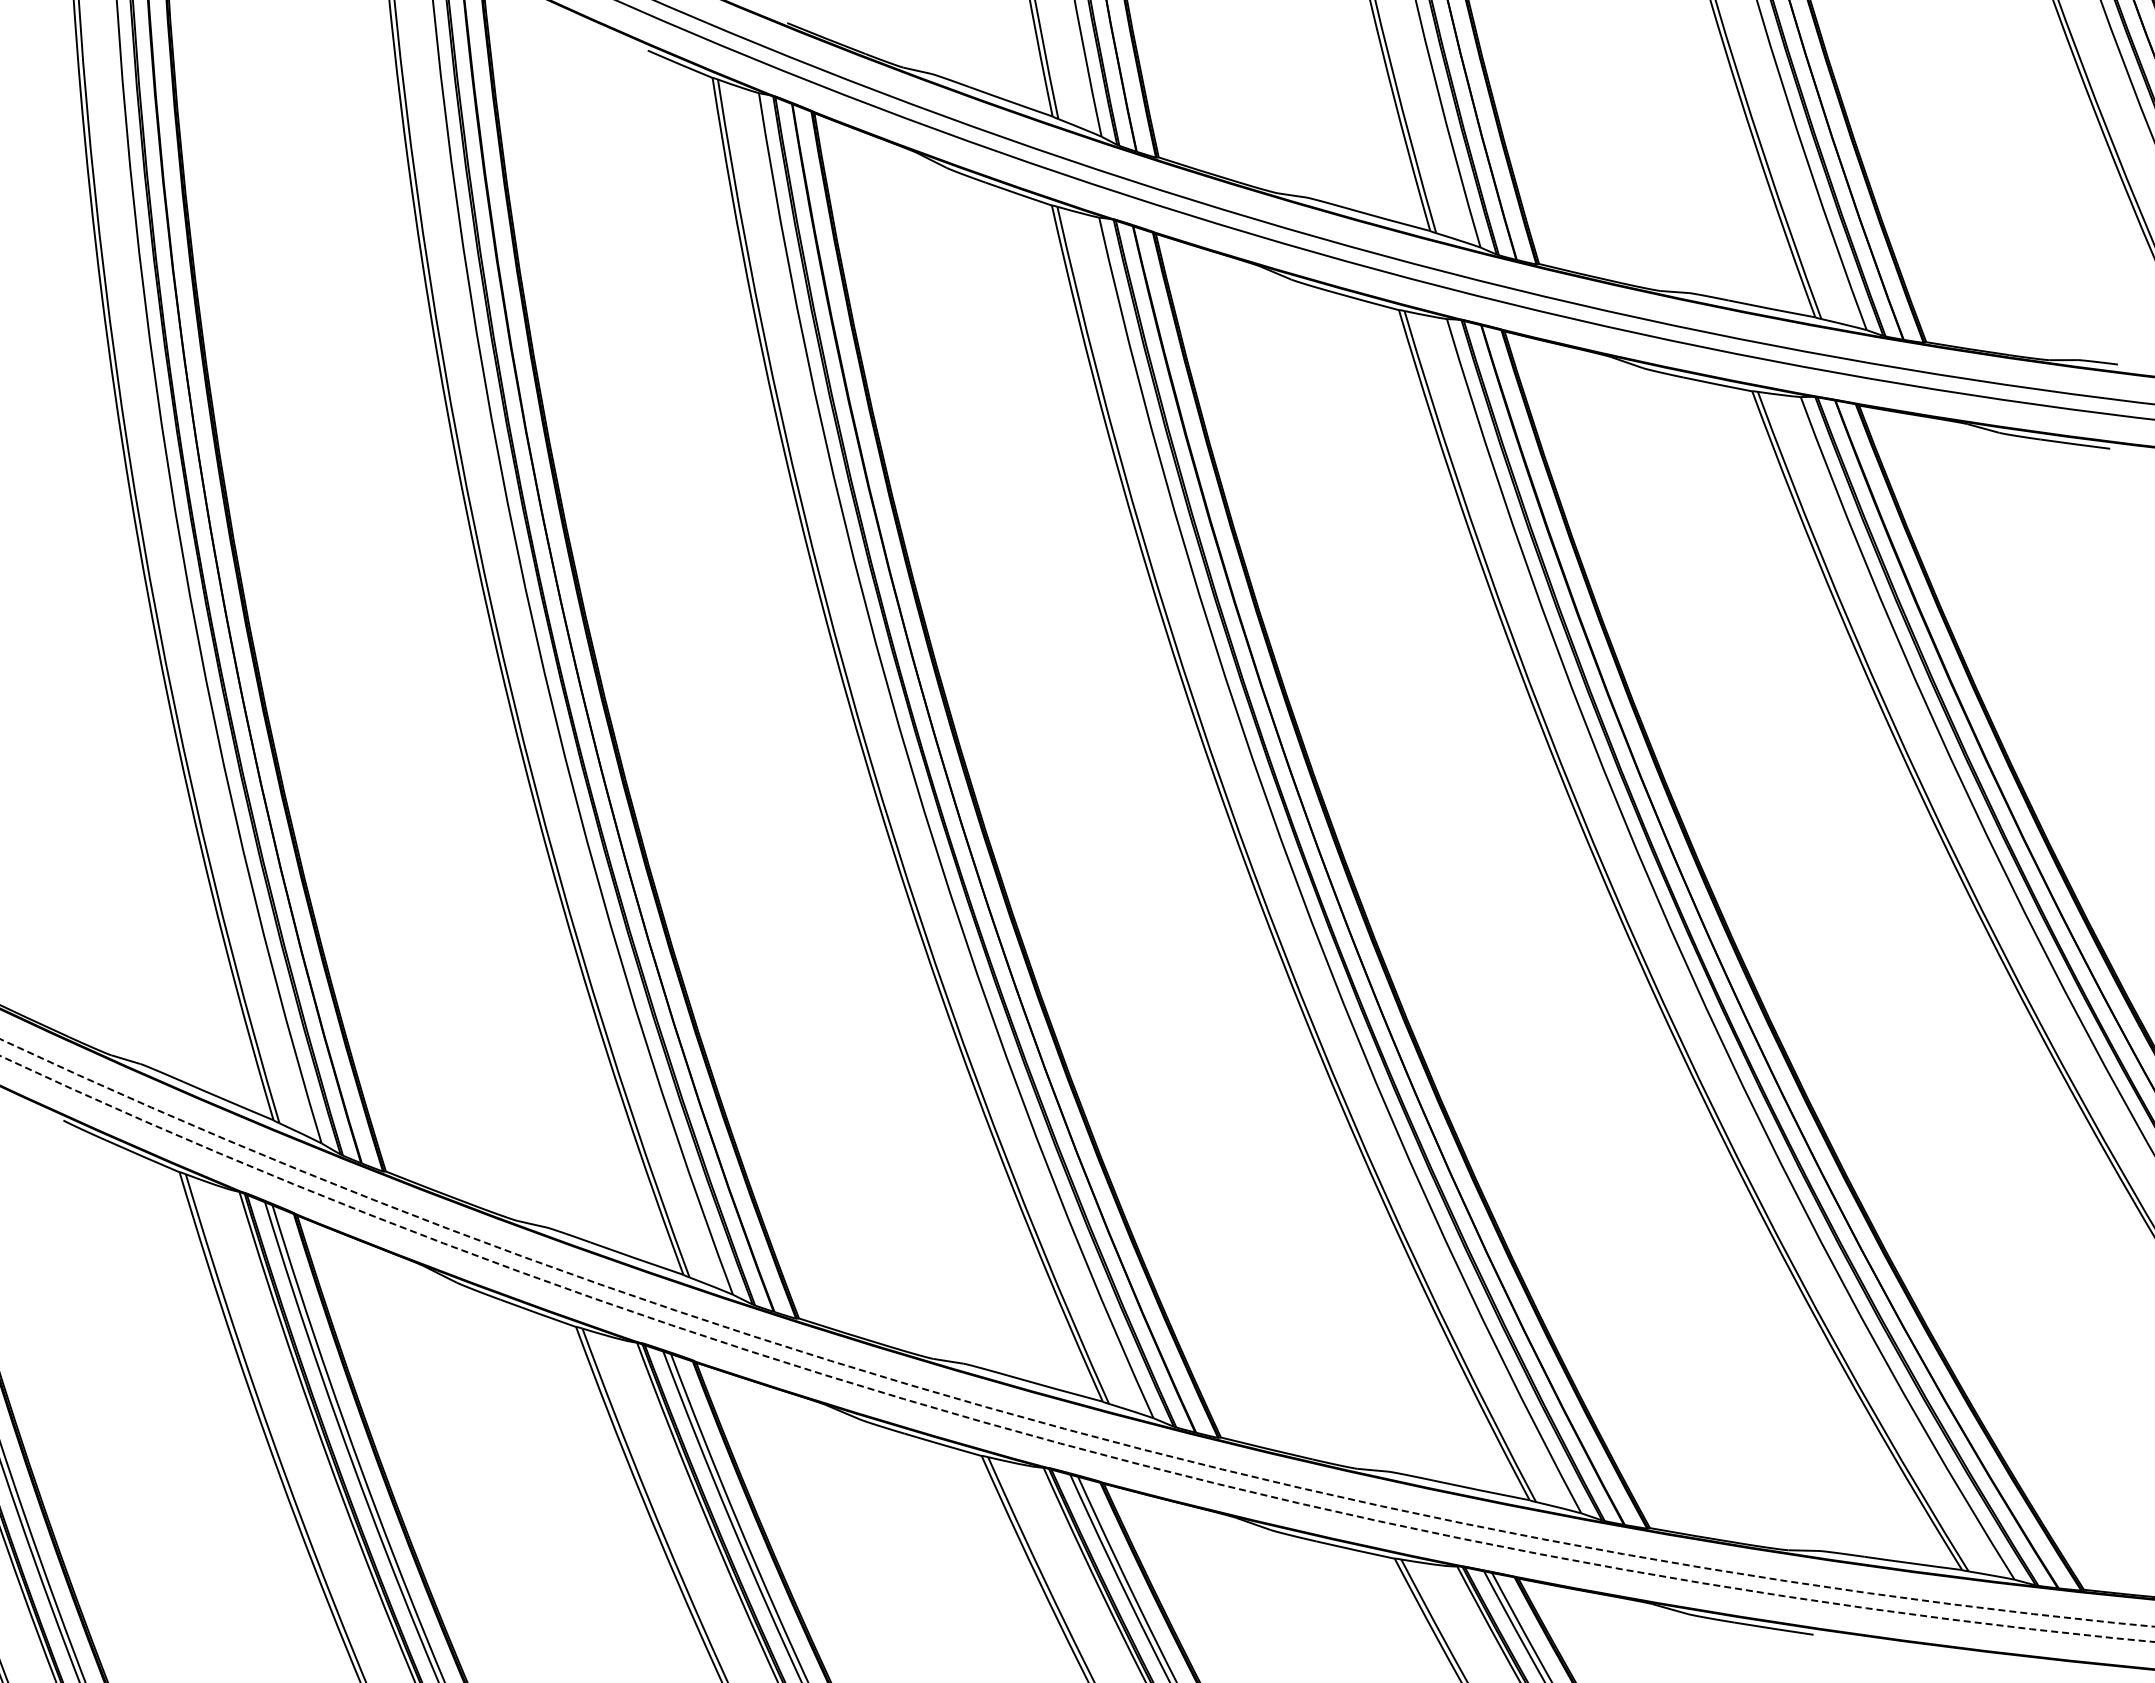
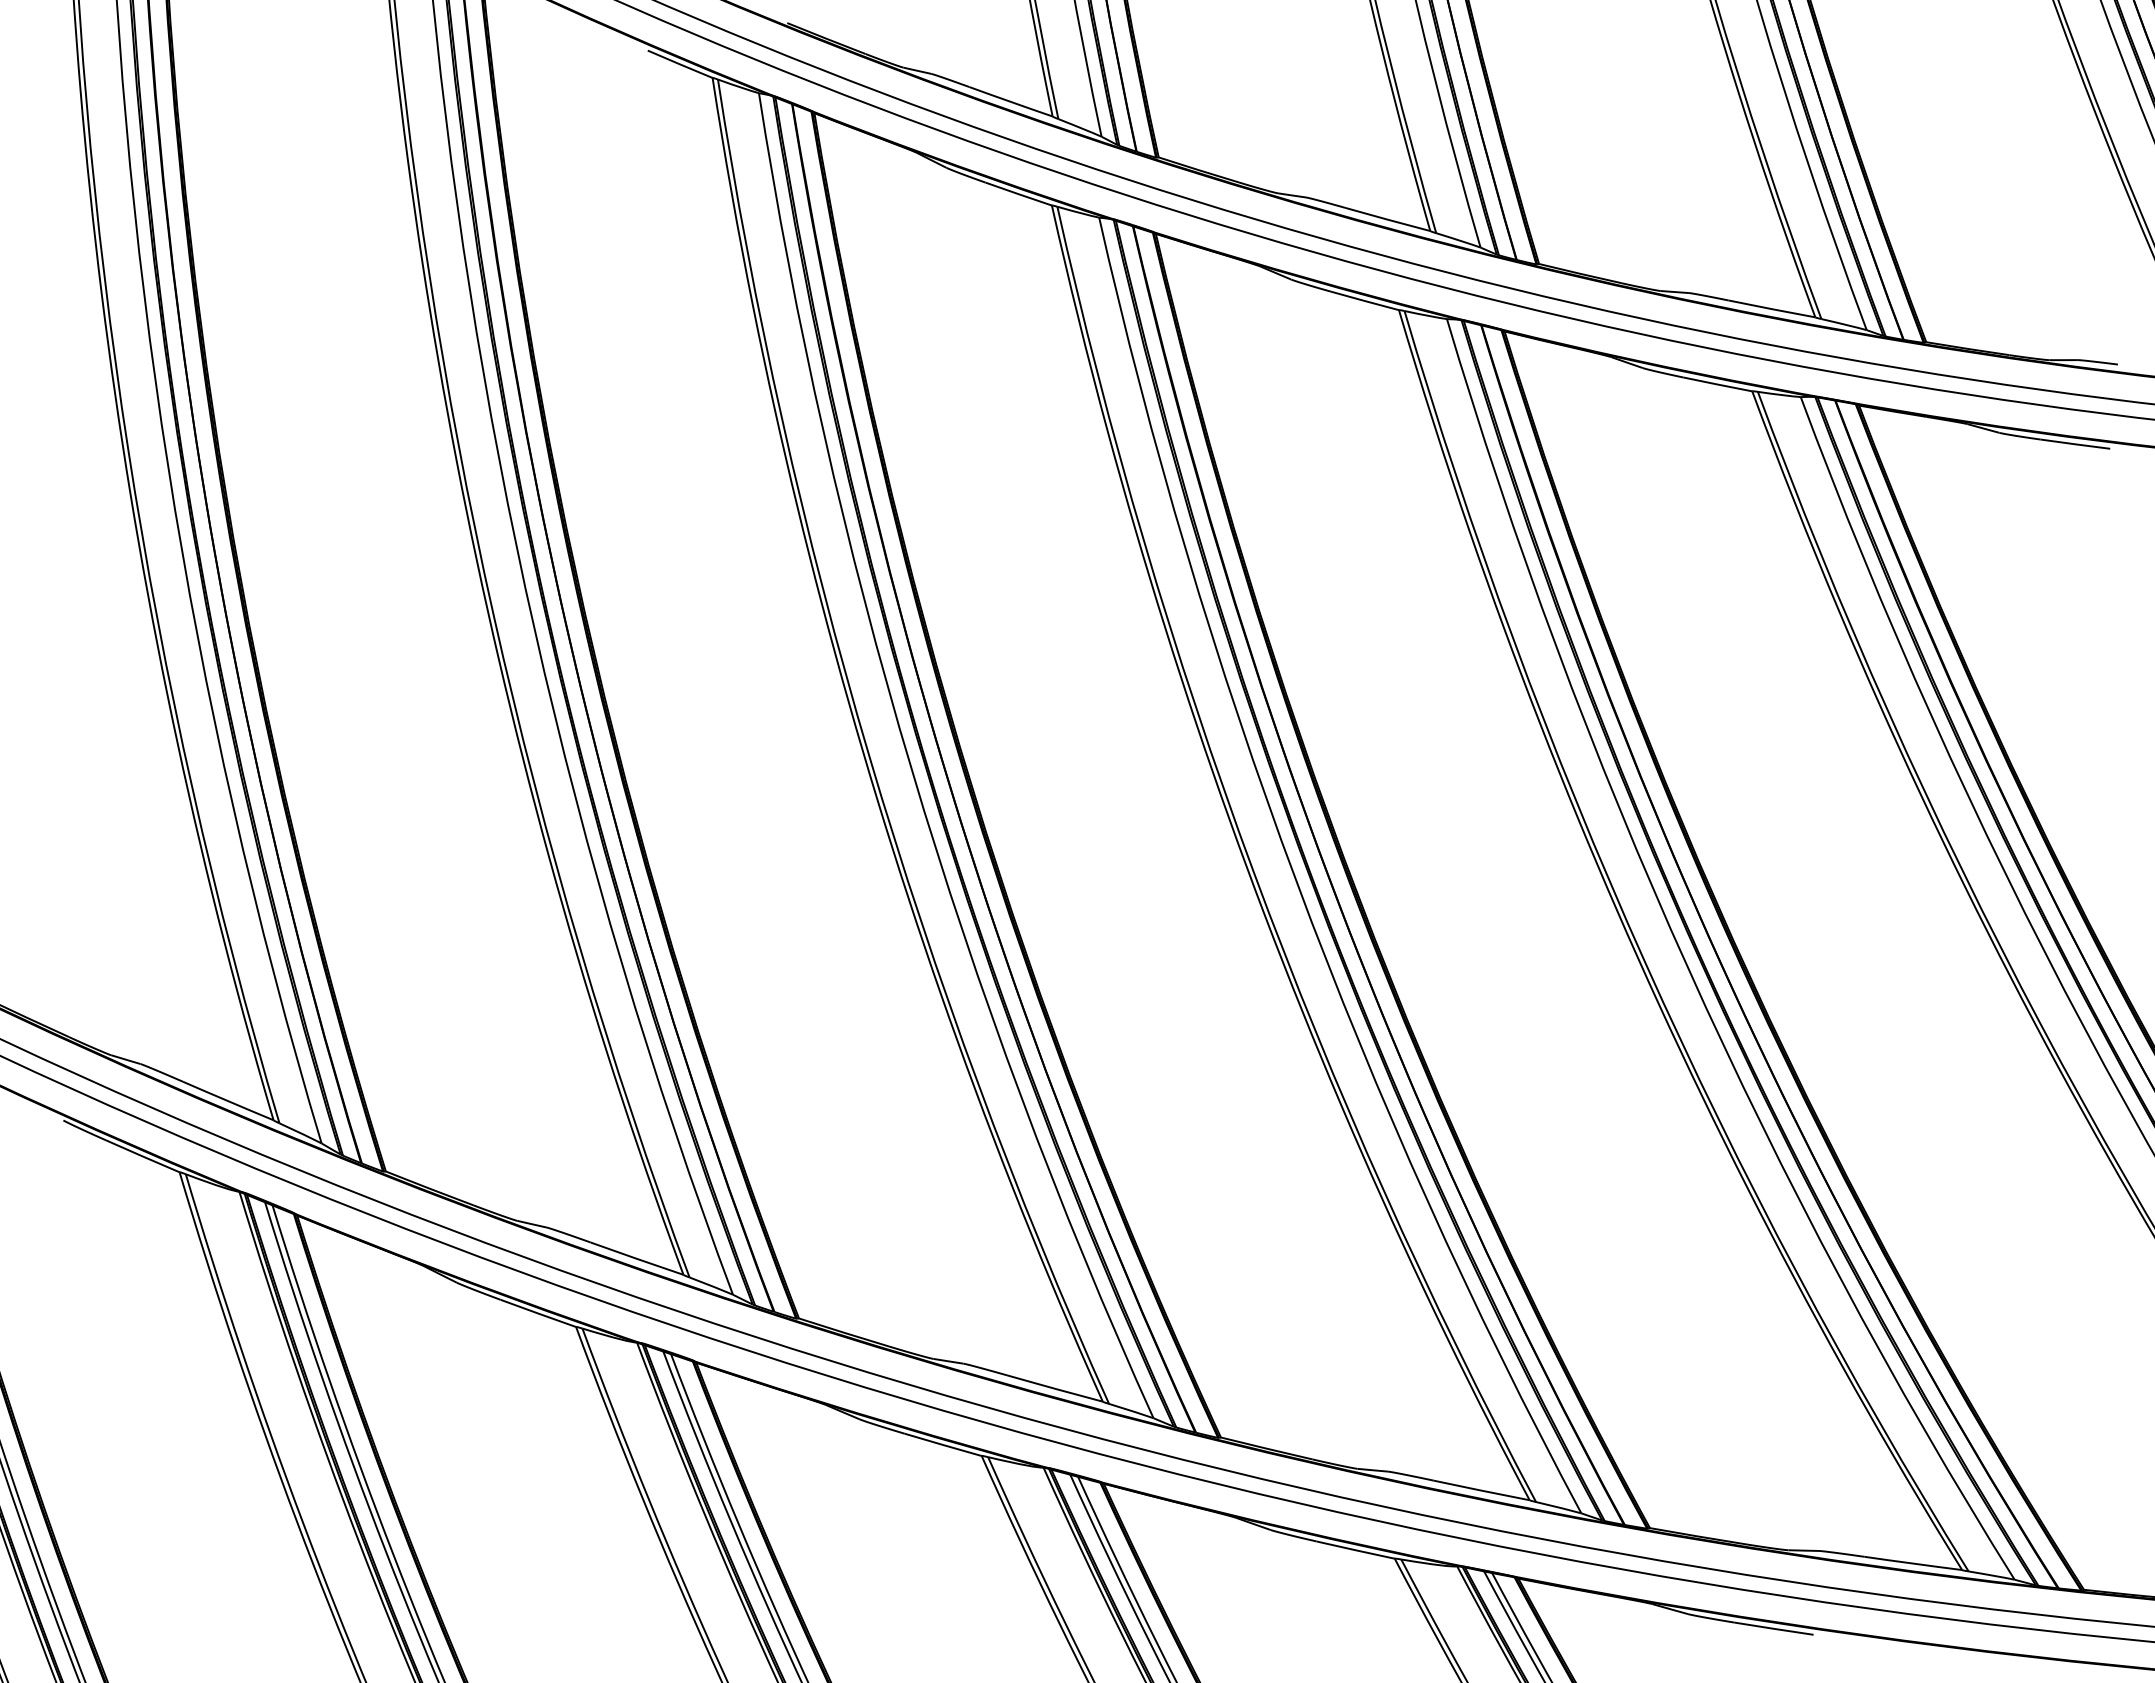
circle: dashed -> solid (1077, 1332)
circle: dashed -> solid (1077, 1349)
